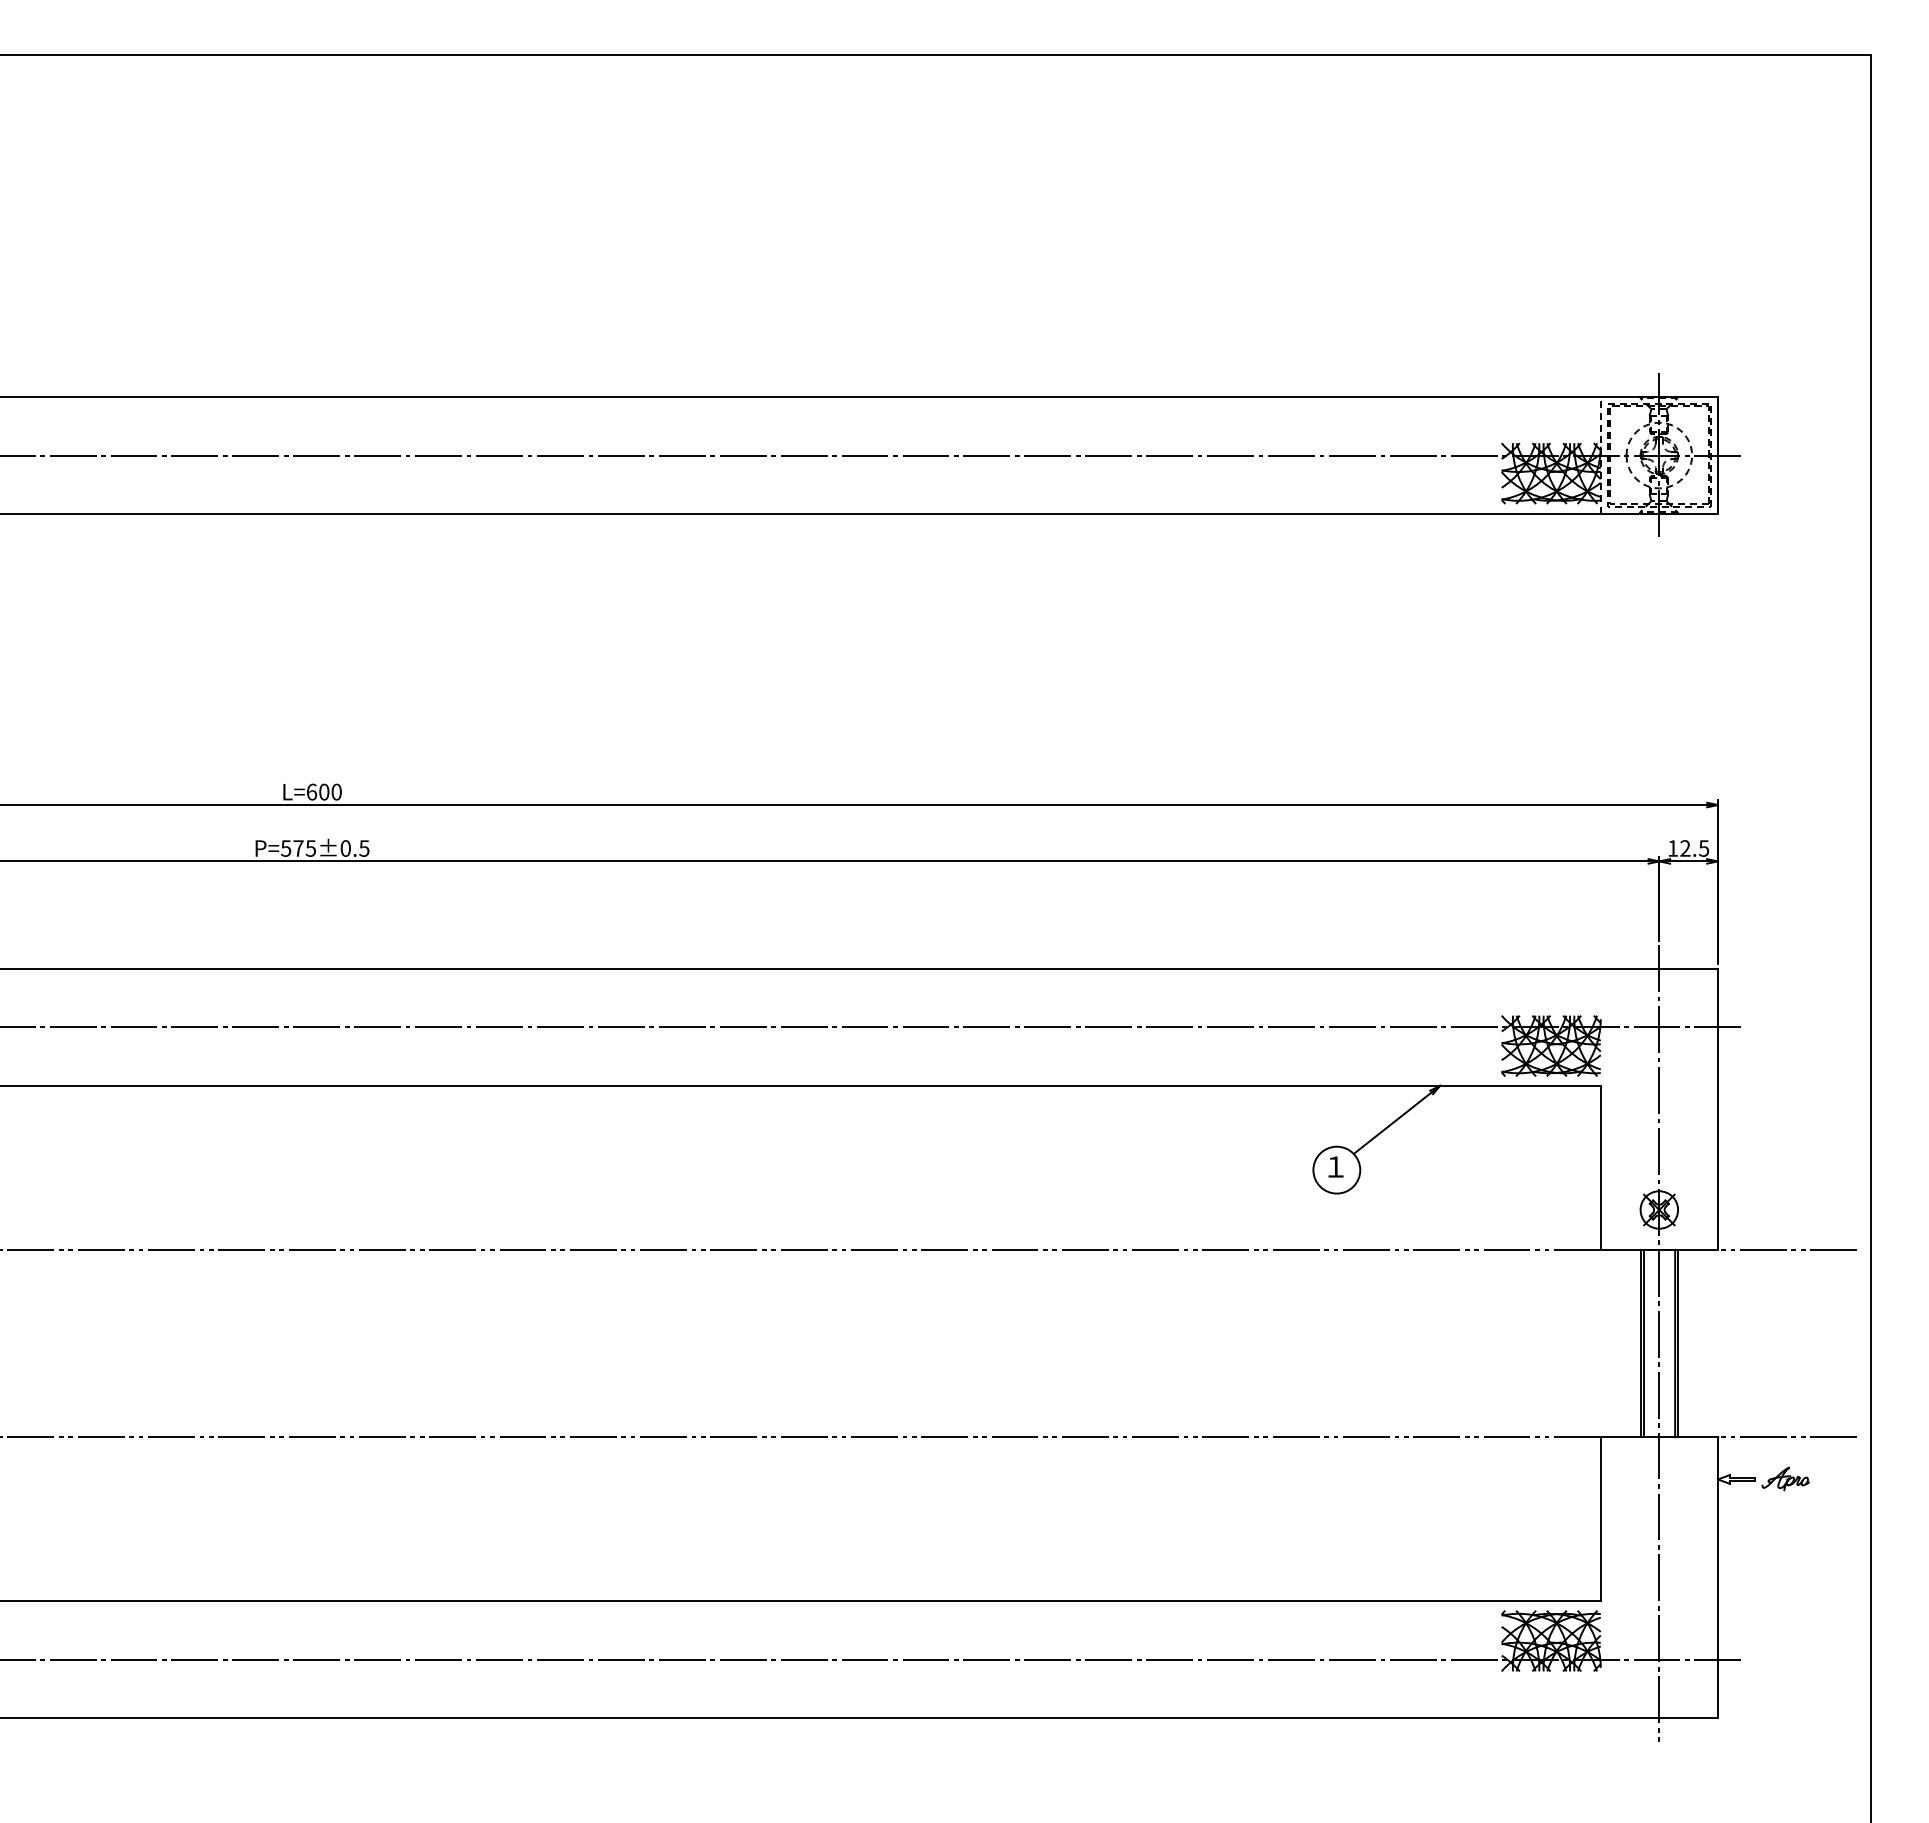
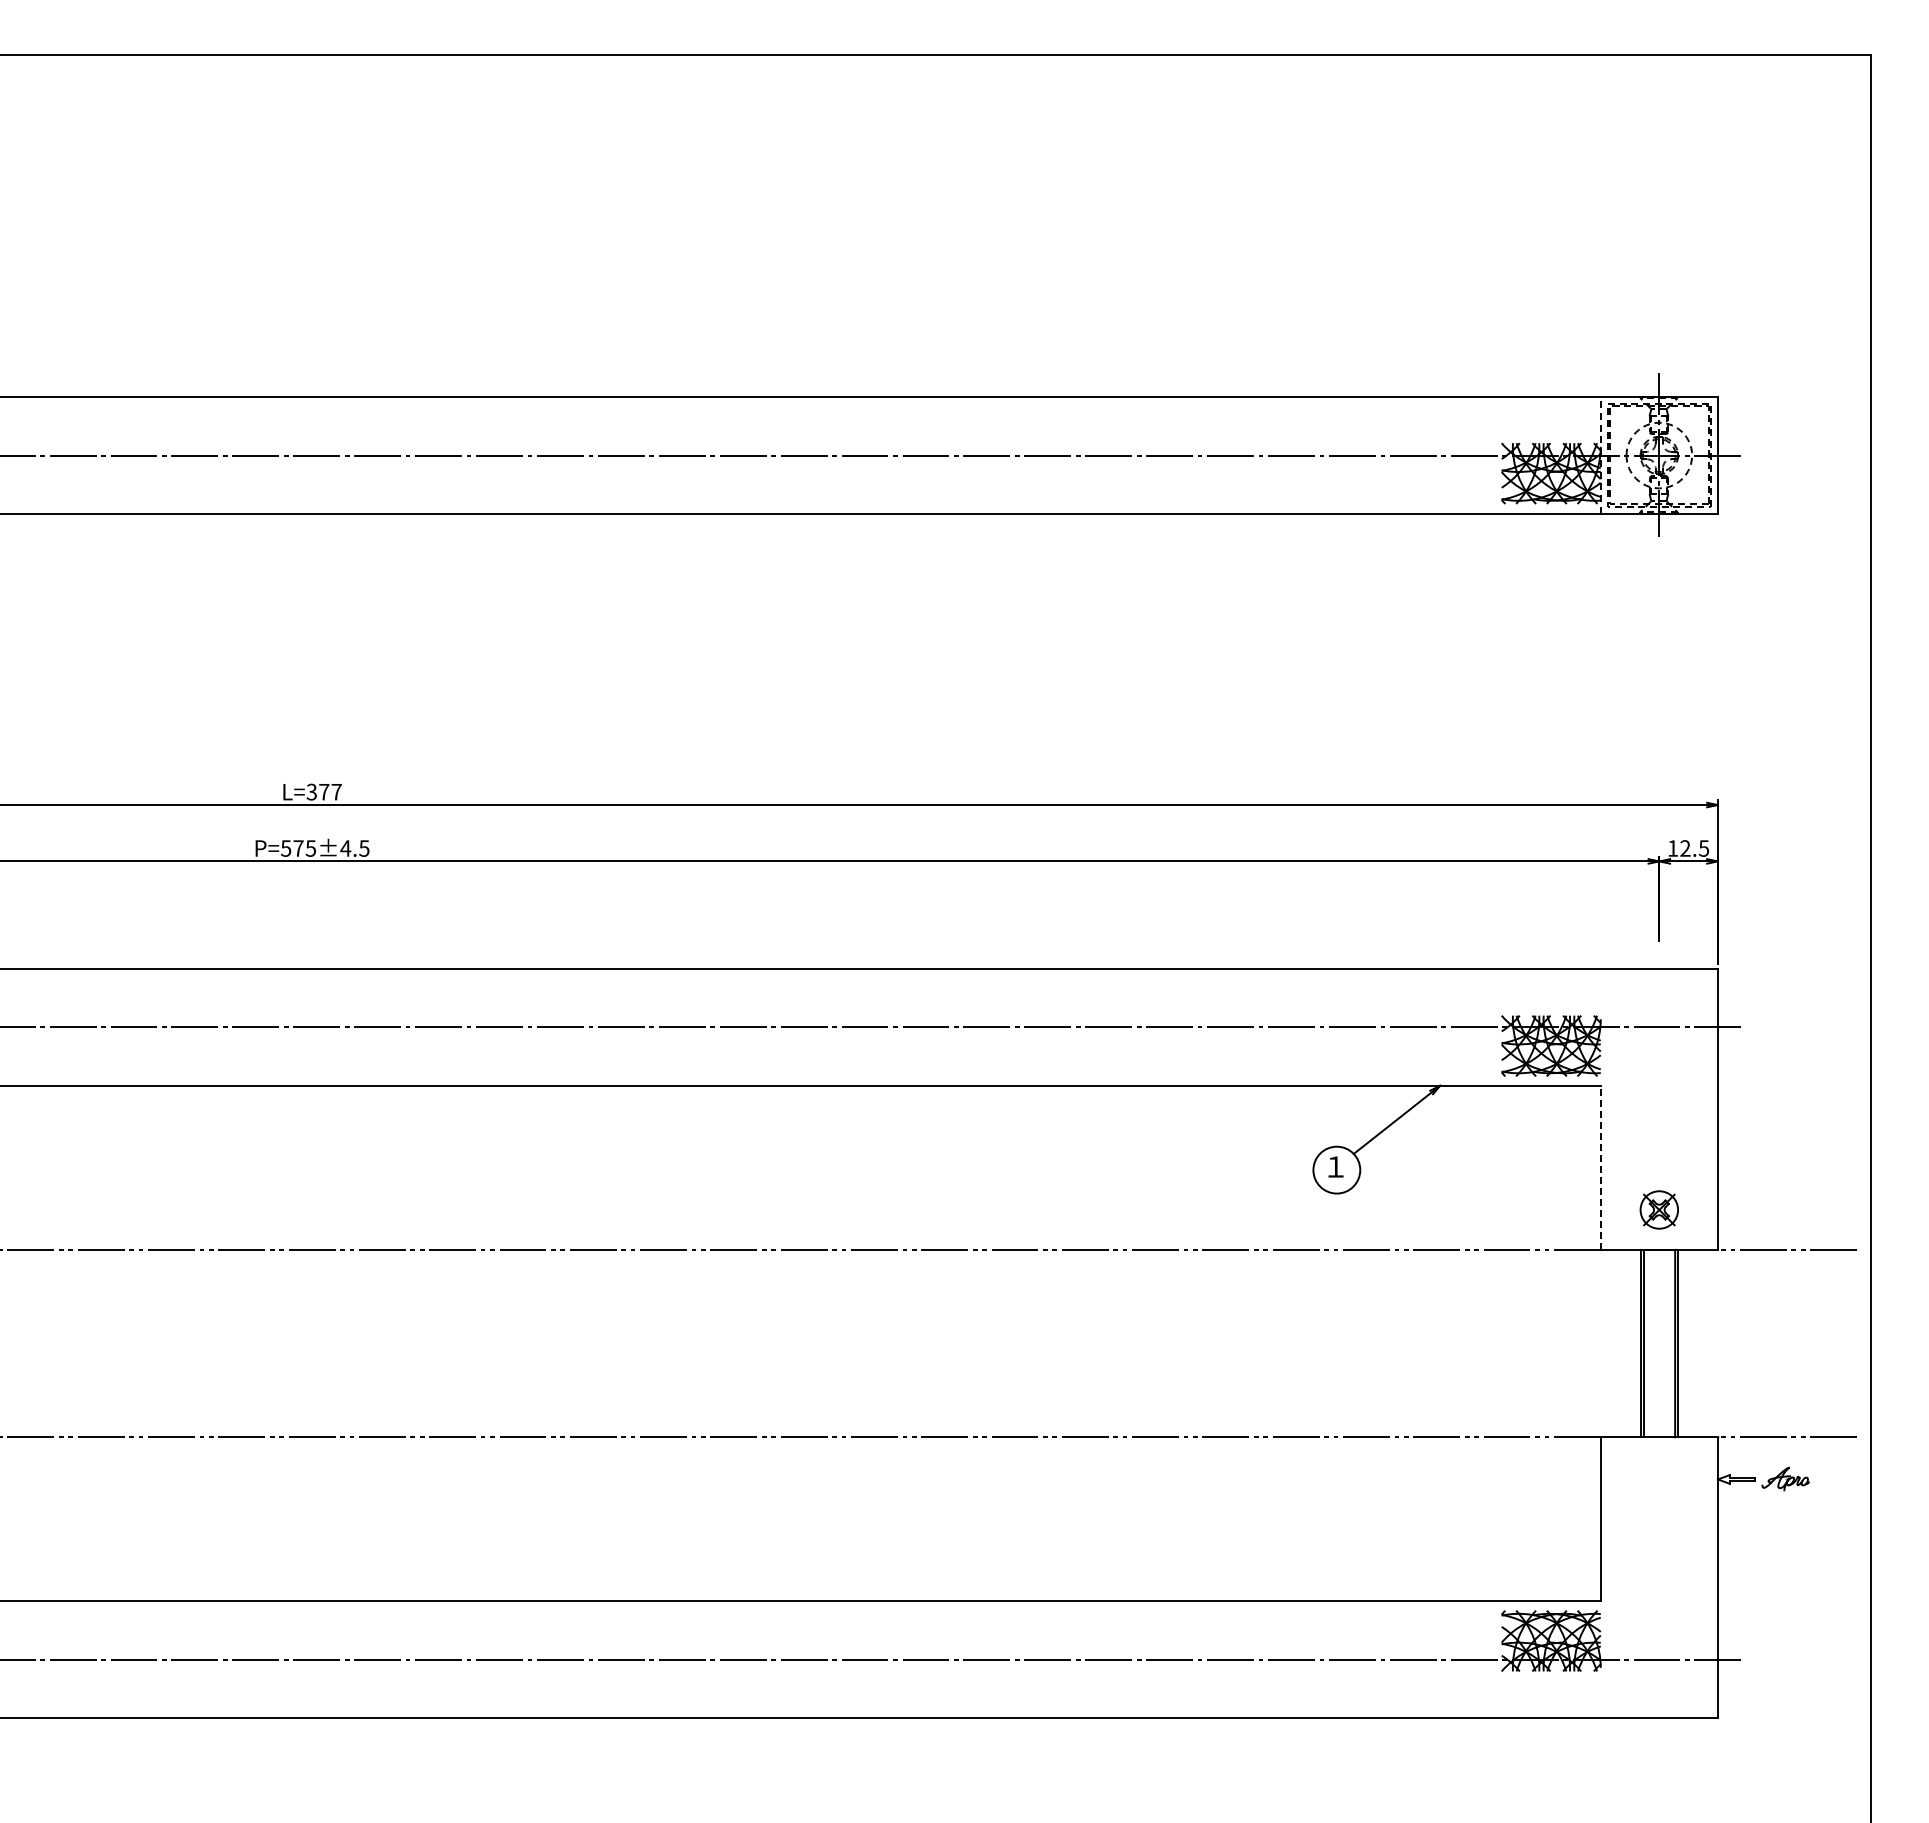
text: L=600 -> L=377 (323, 791)
text: P=575±0.5 -> P=575±4.5 (345, 848)
line: solid -> dashed (1600, 1167)
line: present -> none (1659, 1343)
